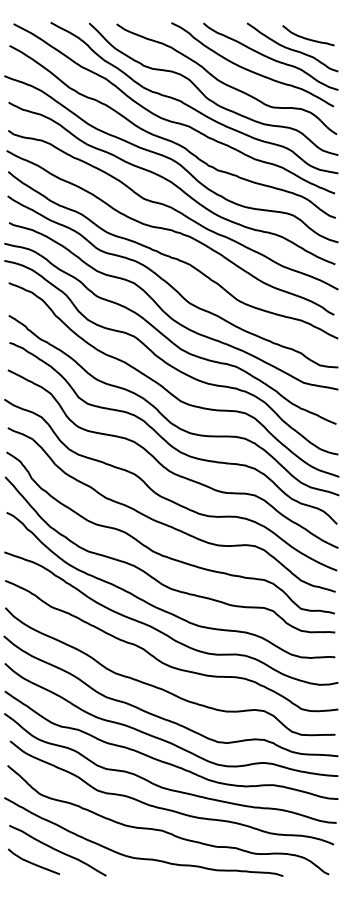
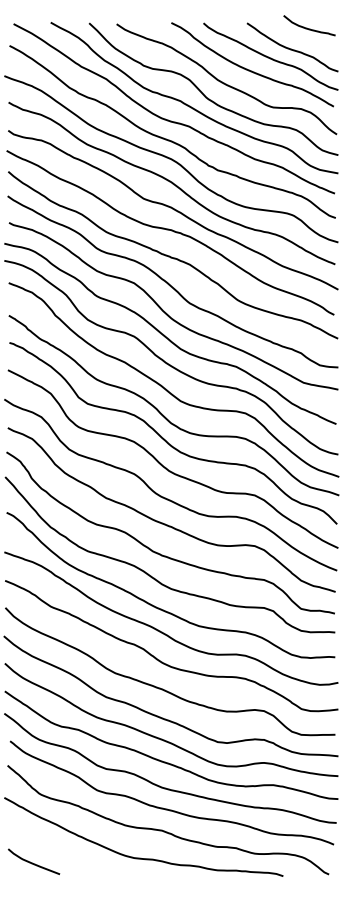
curve position: (306, 37) -> (307, 27) (307, 27)
curve: present -> none (57, 850)
